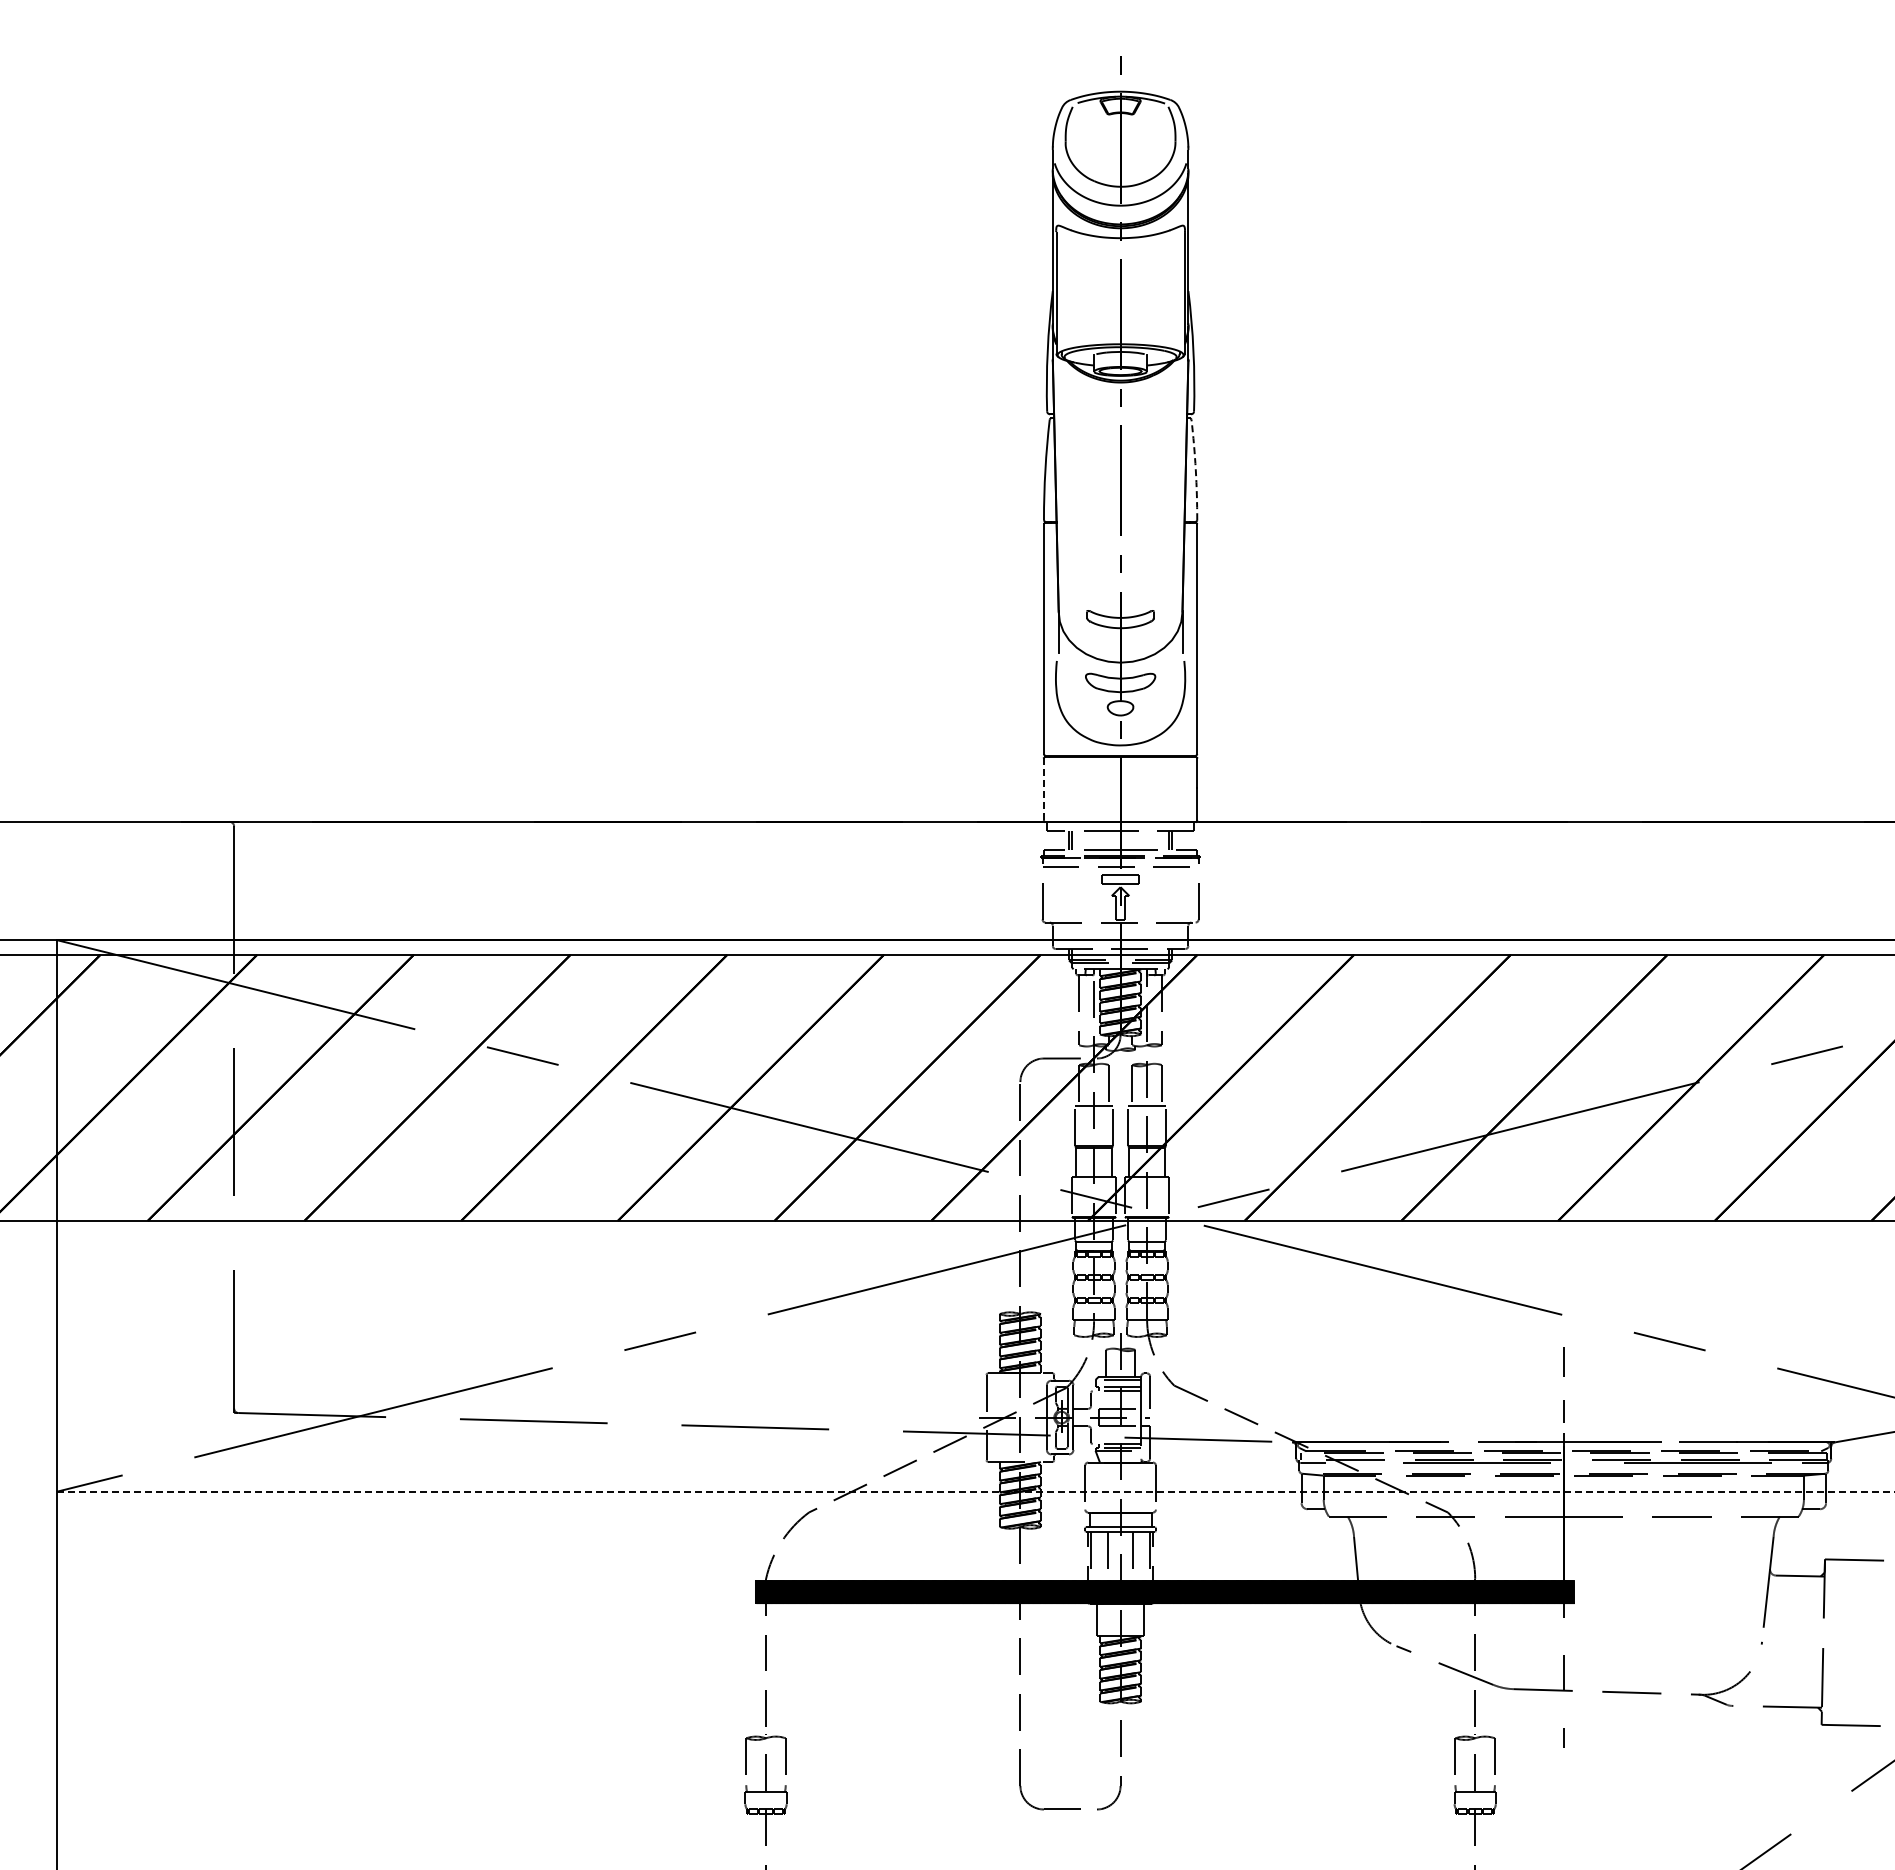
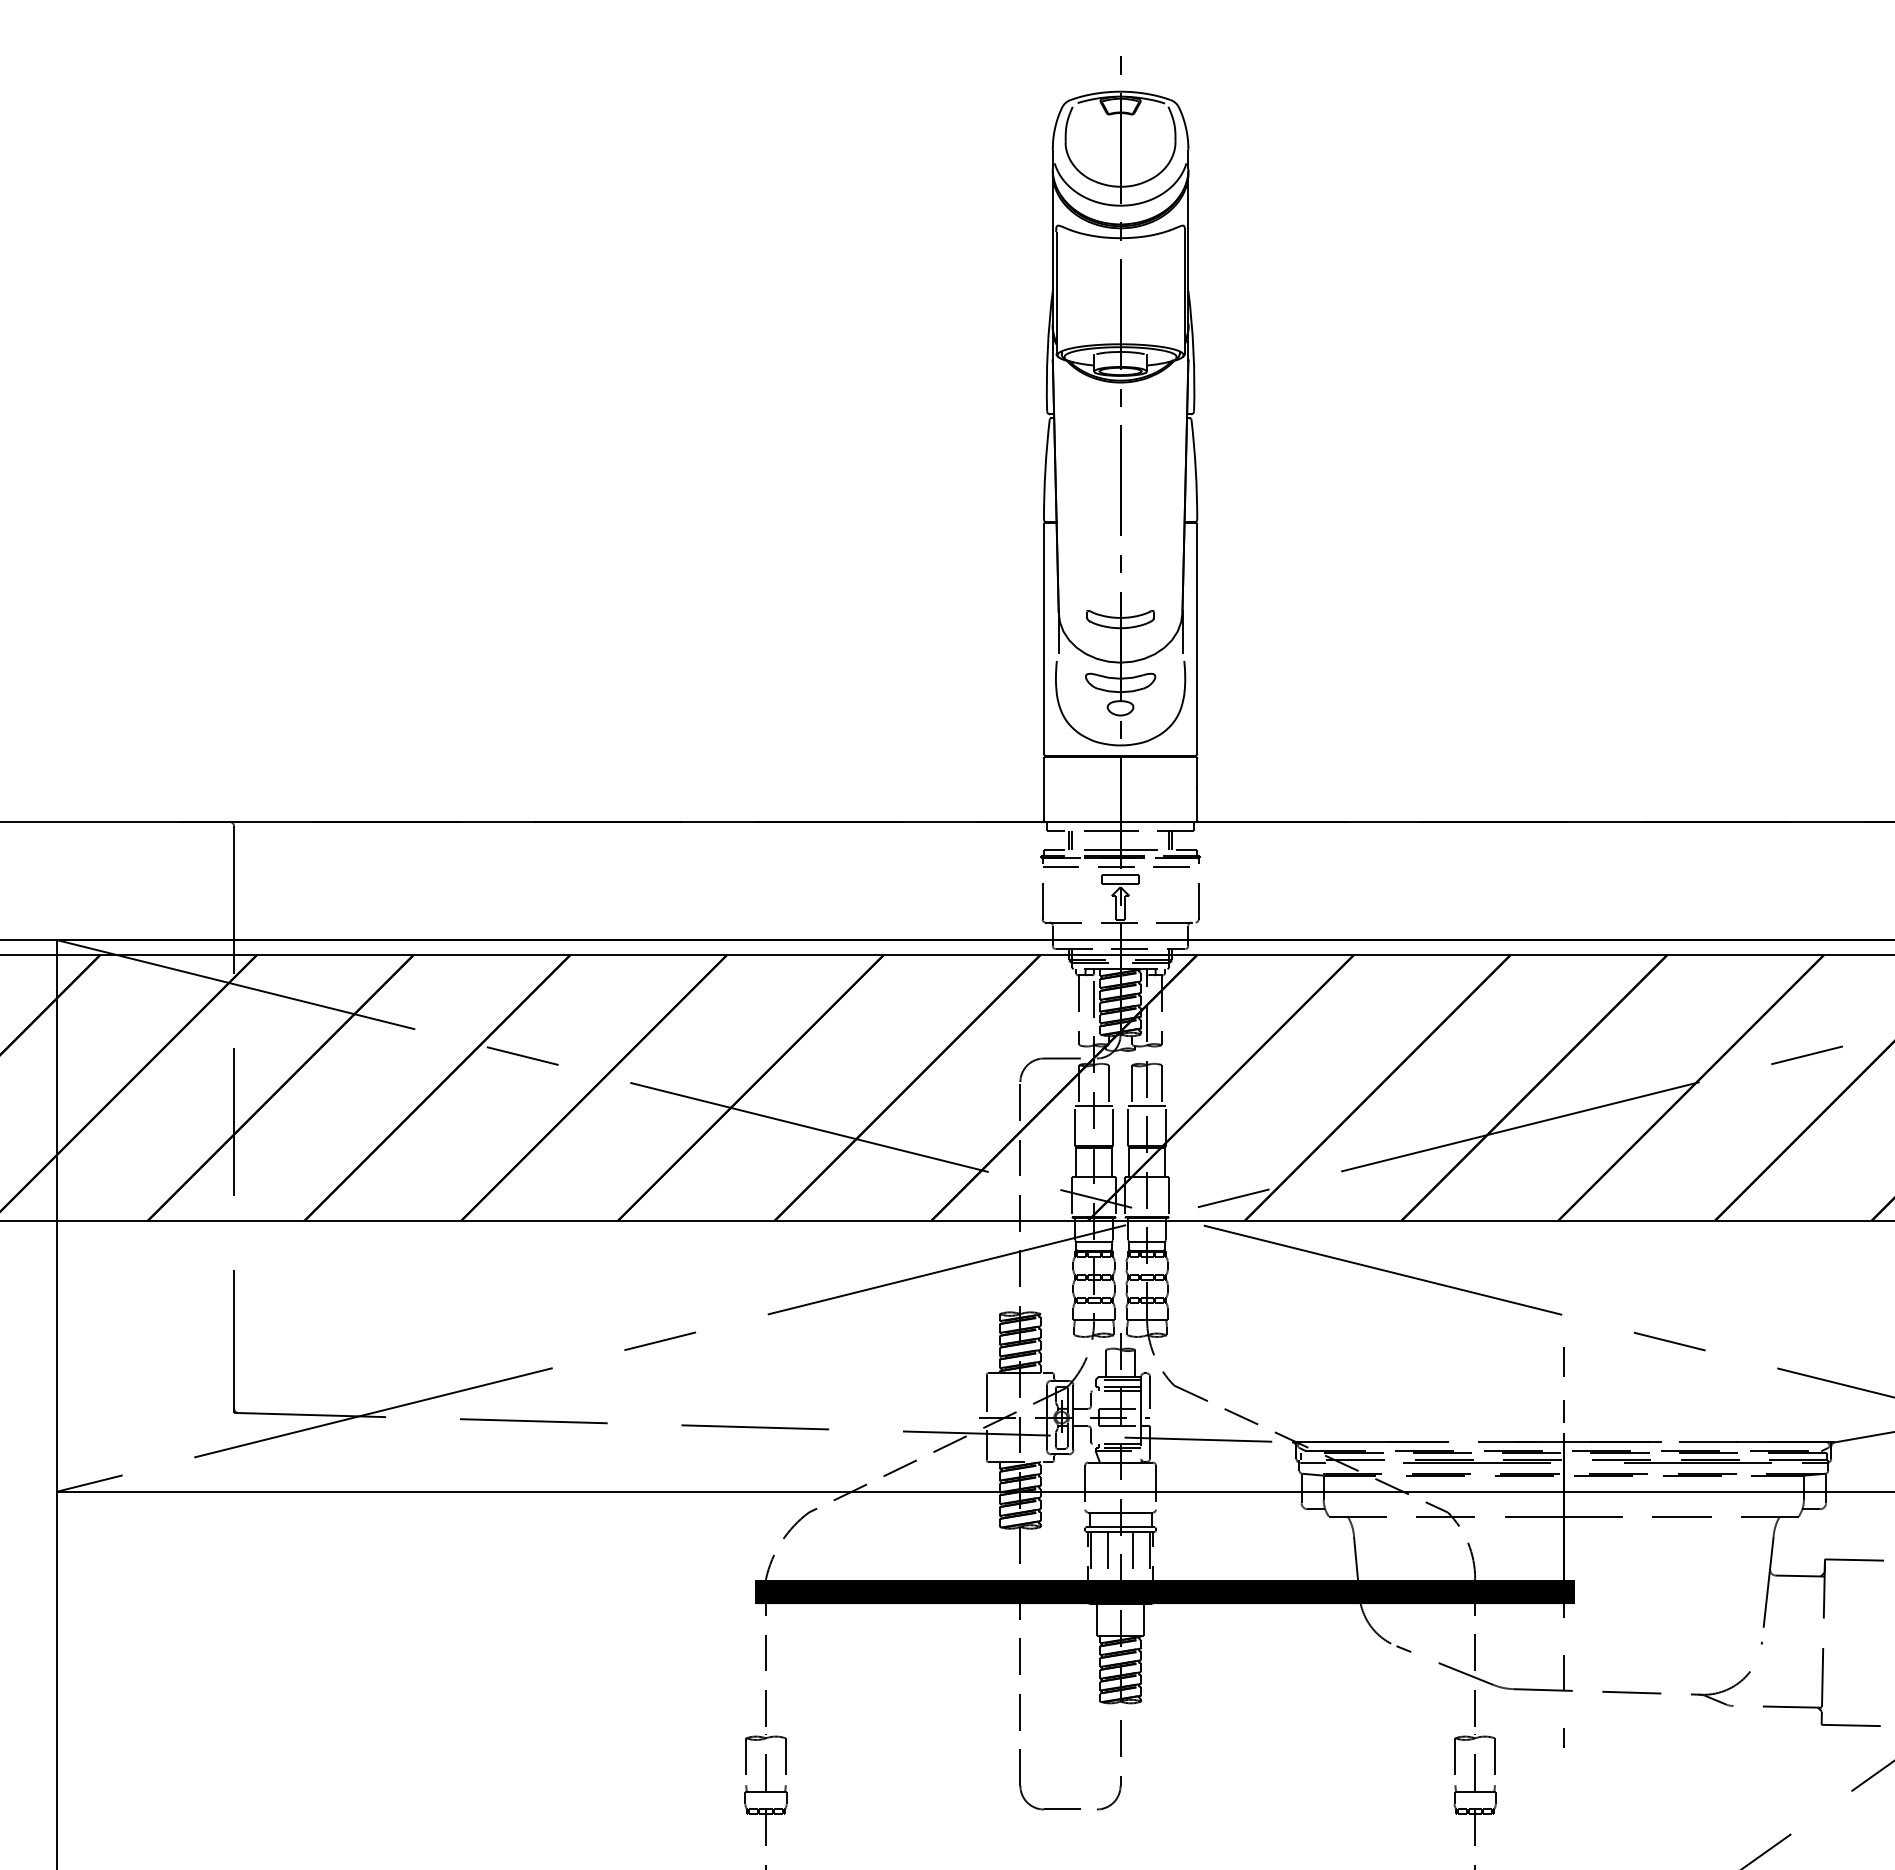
arc: dashed -> solid (1195, 469)
line: dashed -> solid (1043, 789)
line: dashed -> solid (975, 1491)
